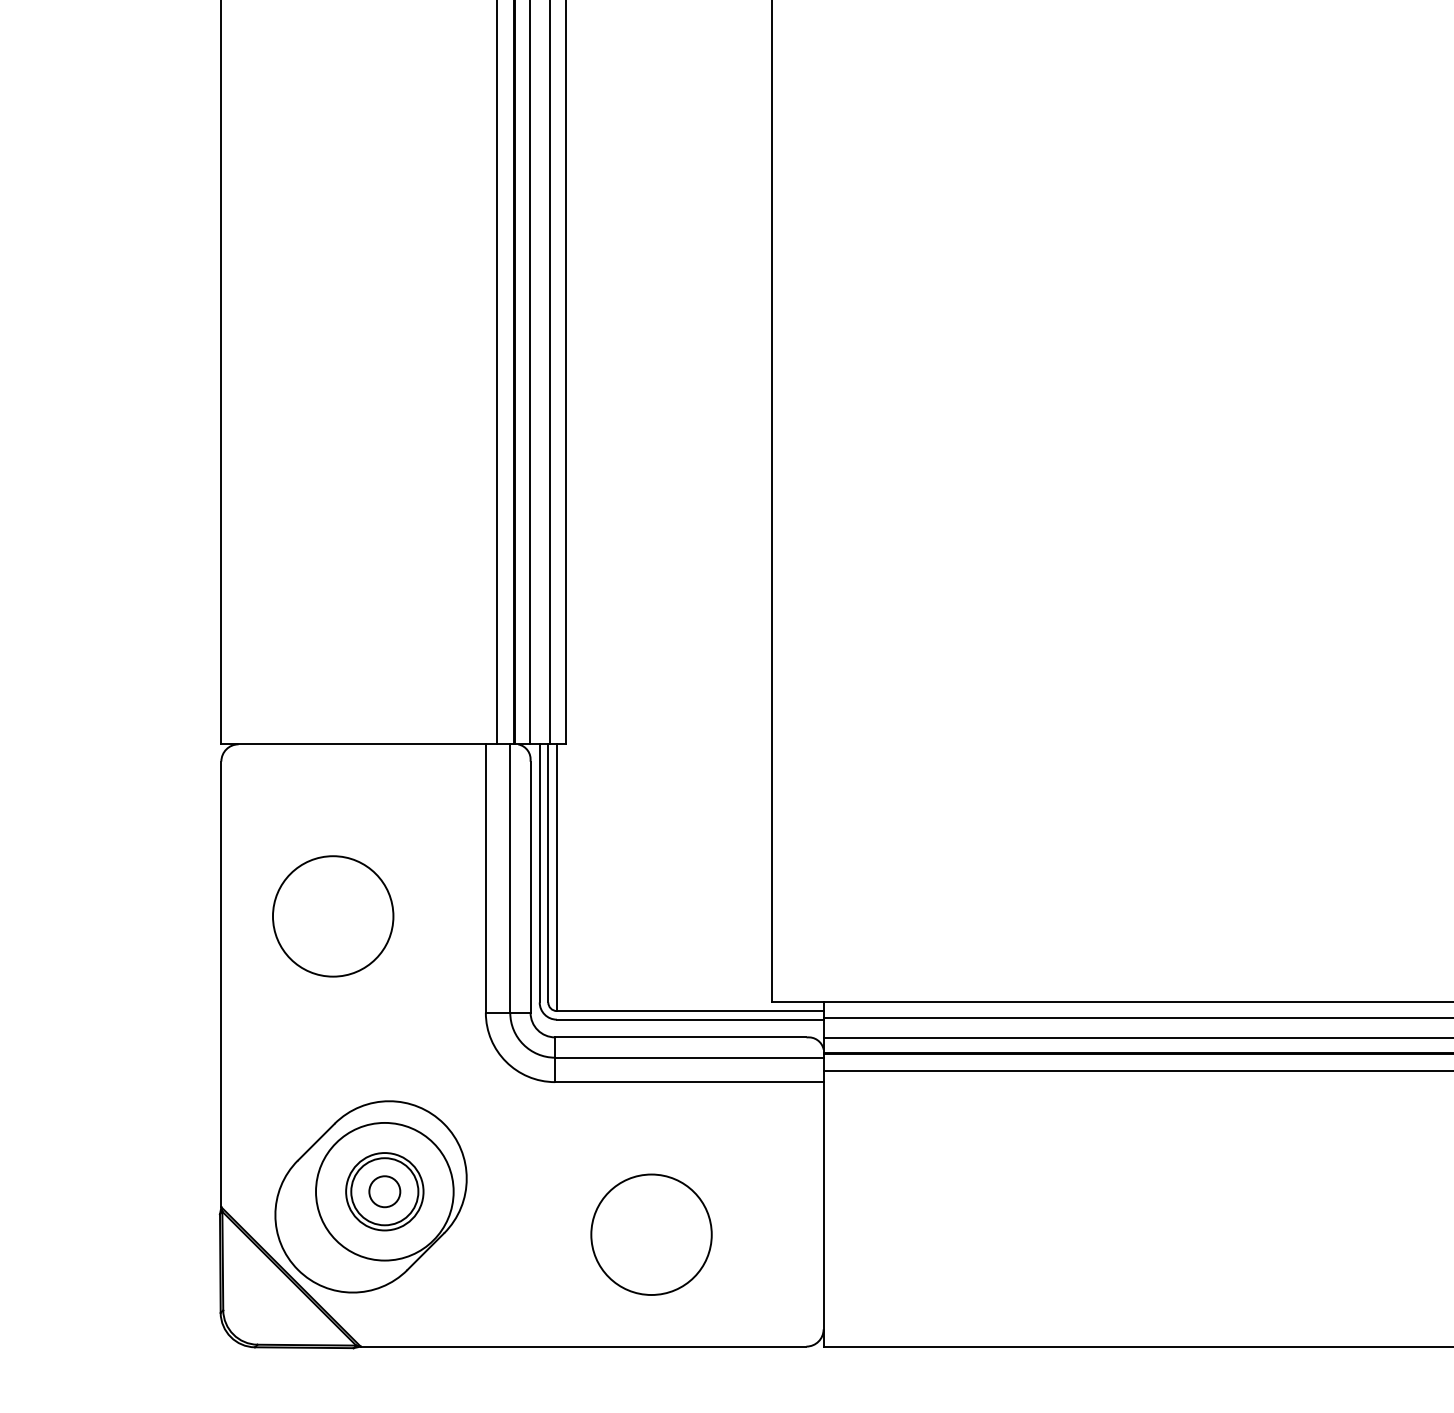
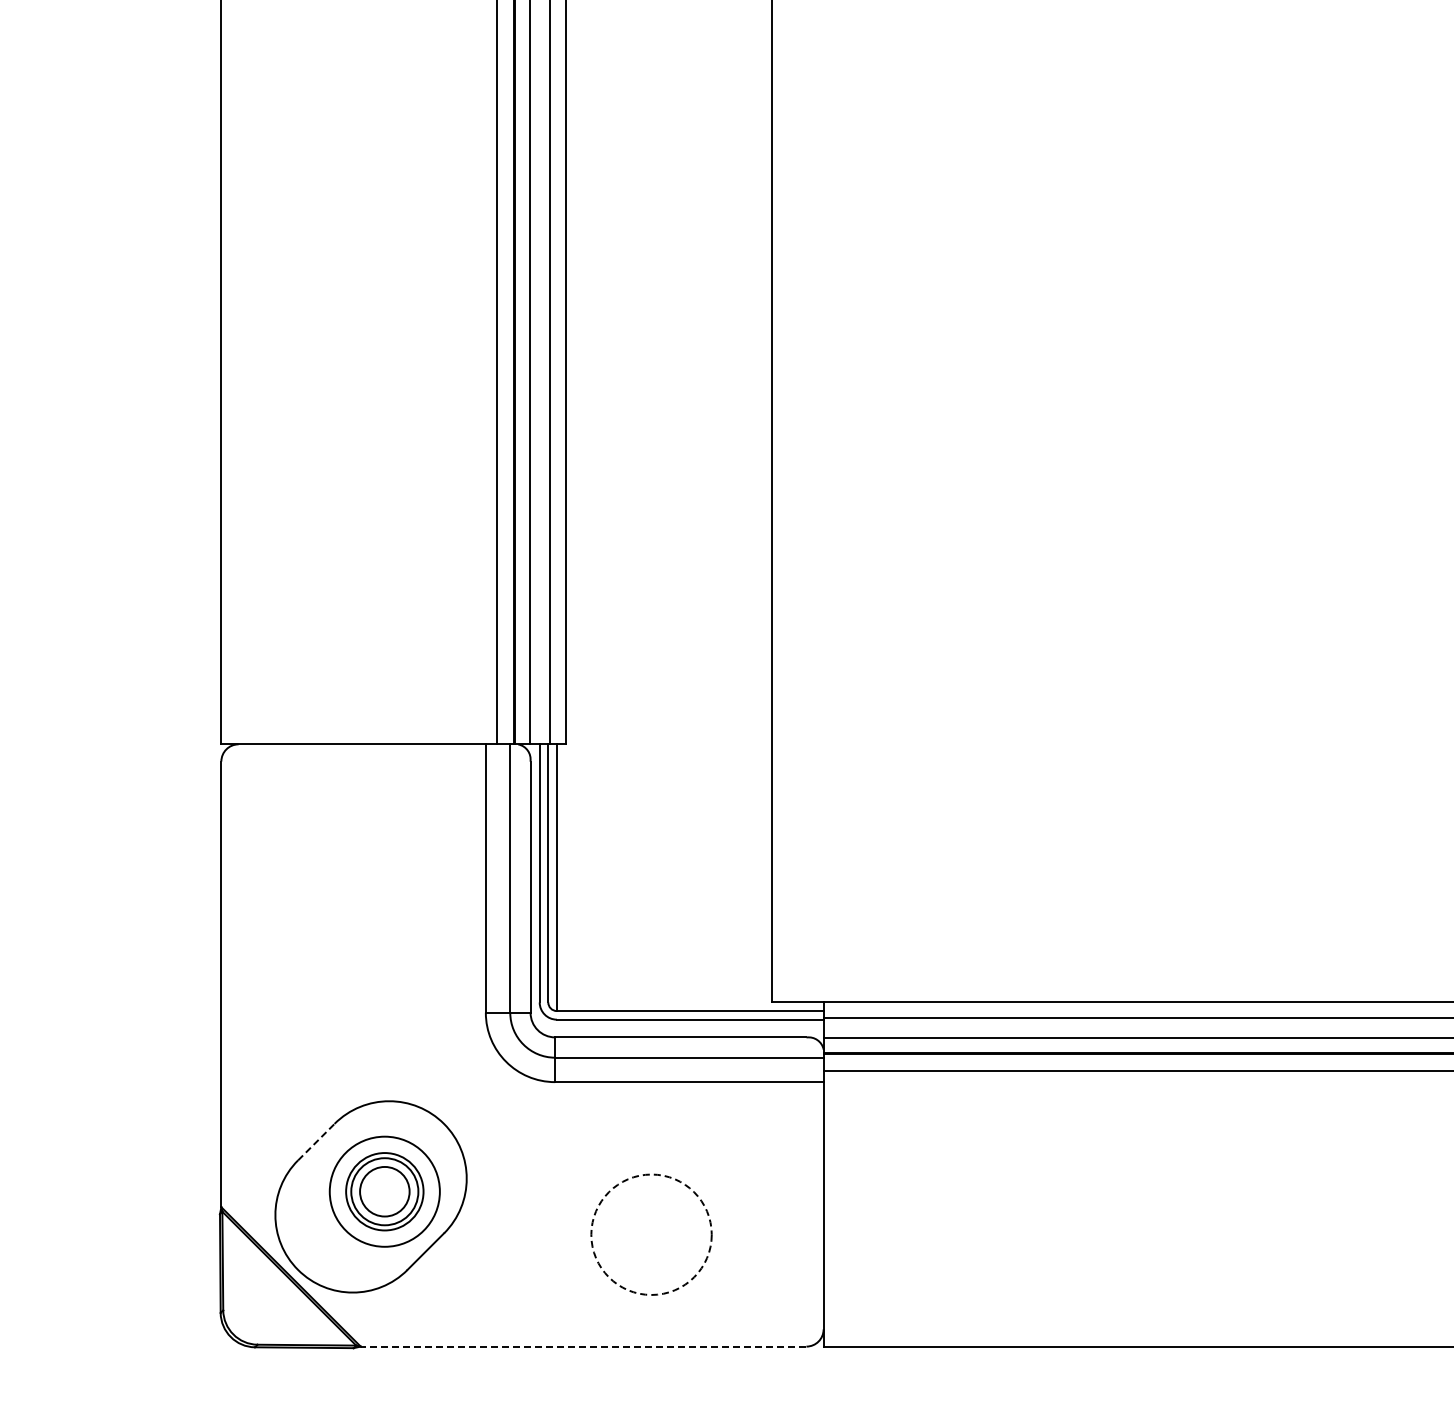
circle: present -> none (333, 916)
line: solid -> dashed (316, 1142)
circle diameter: 138 px -> 110 px (384, 1191)
circle diameter: 31 px -> 50 px (384, 1191)
circle: solid -> dashed (651, 1234)
line: solid -> dashed (583, 1346)
